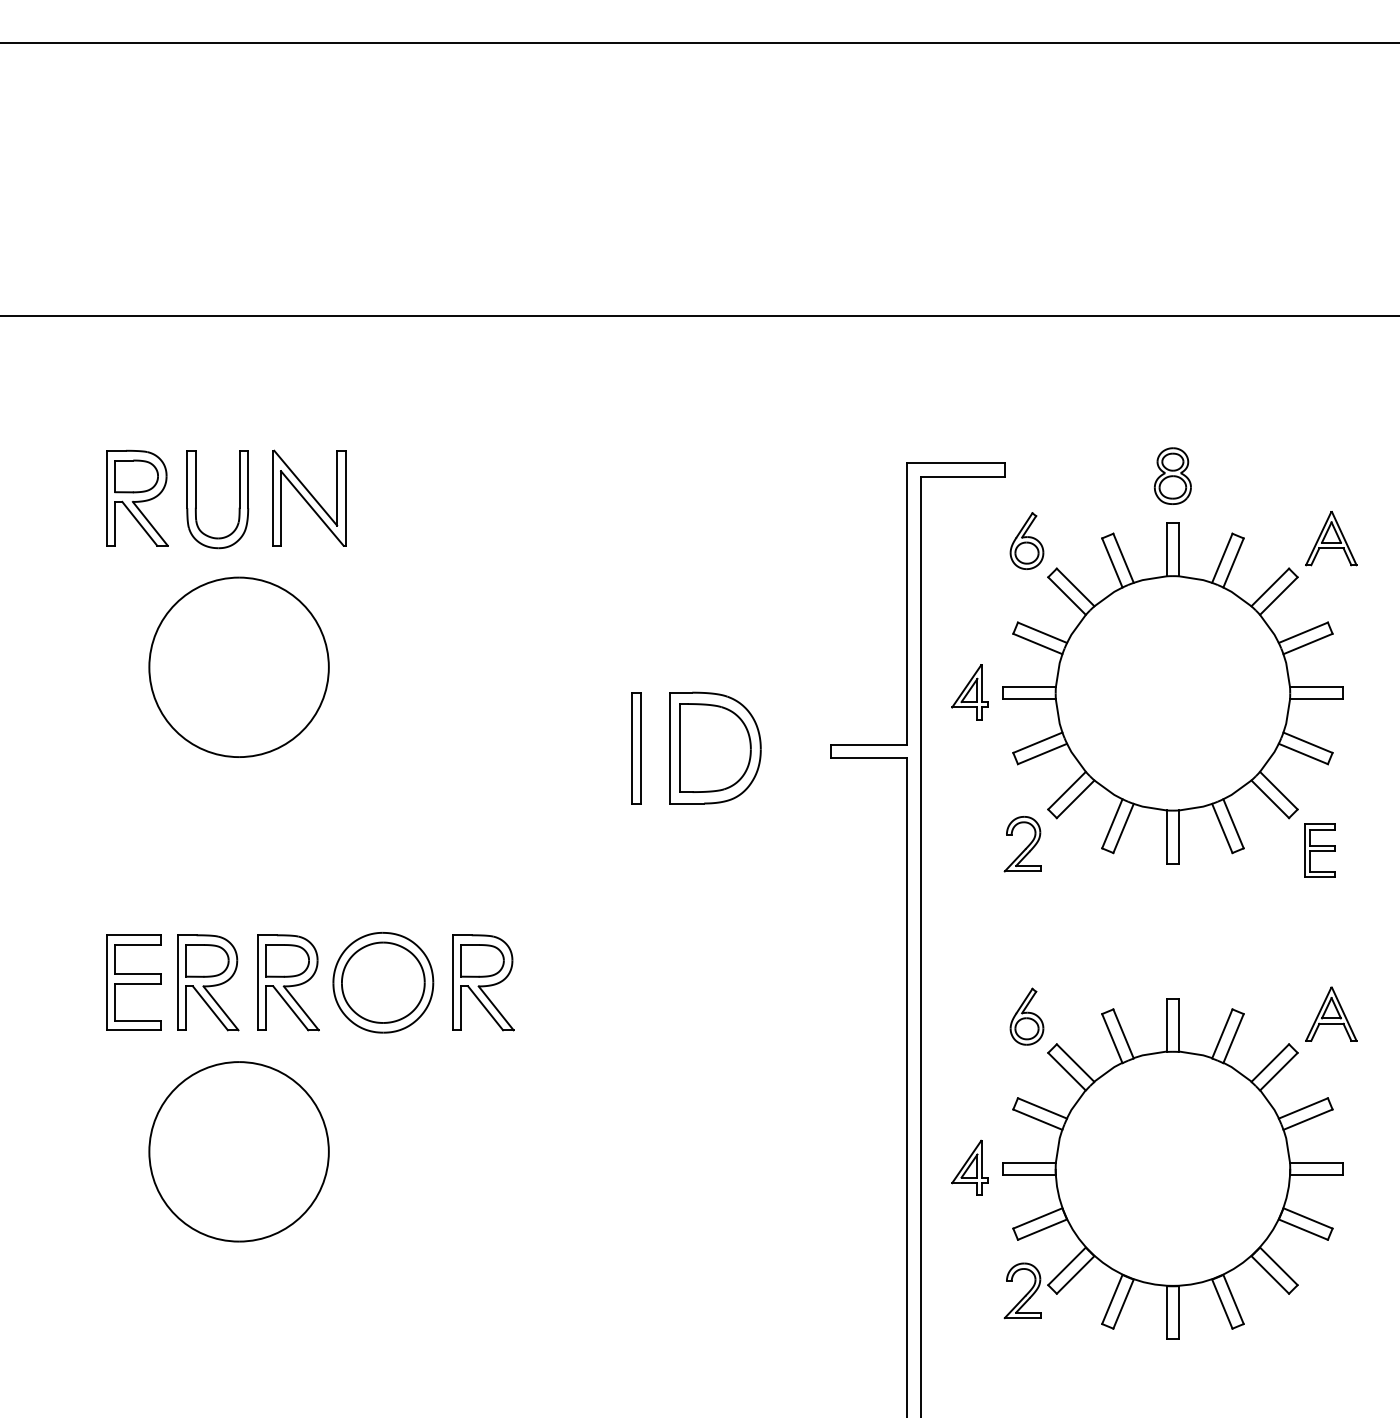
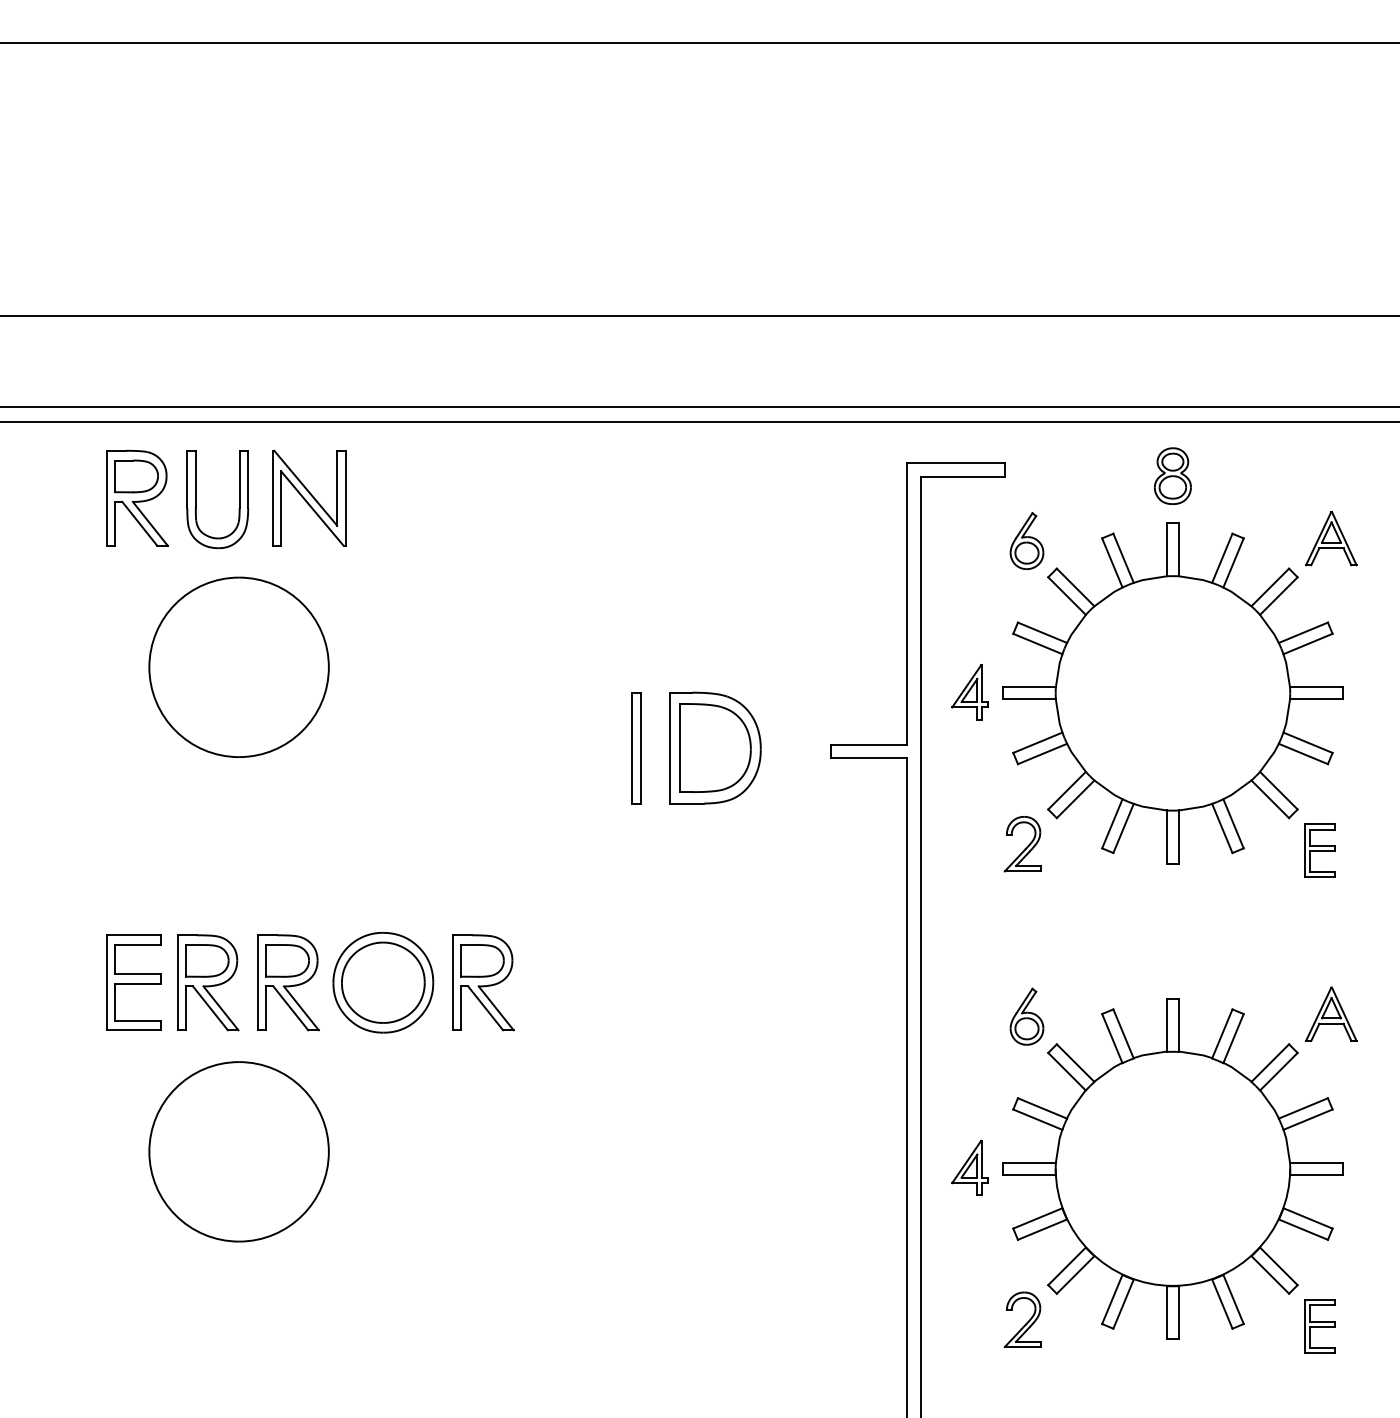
line: none -> present (699, 407)
line: none -> present (699, 422)
part position: (1022, 1290) -> (1022, 1319) (1022, 1319)
part: none -> present (1319, 1326)
